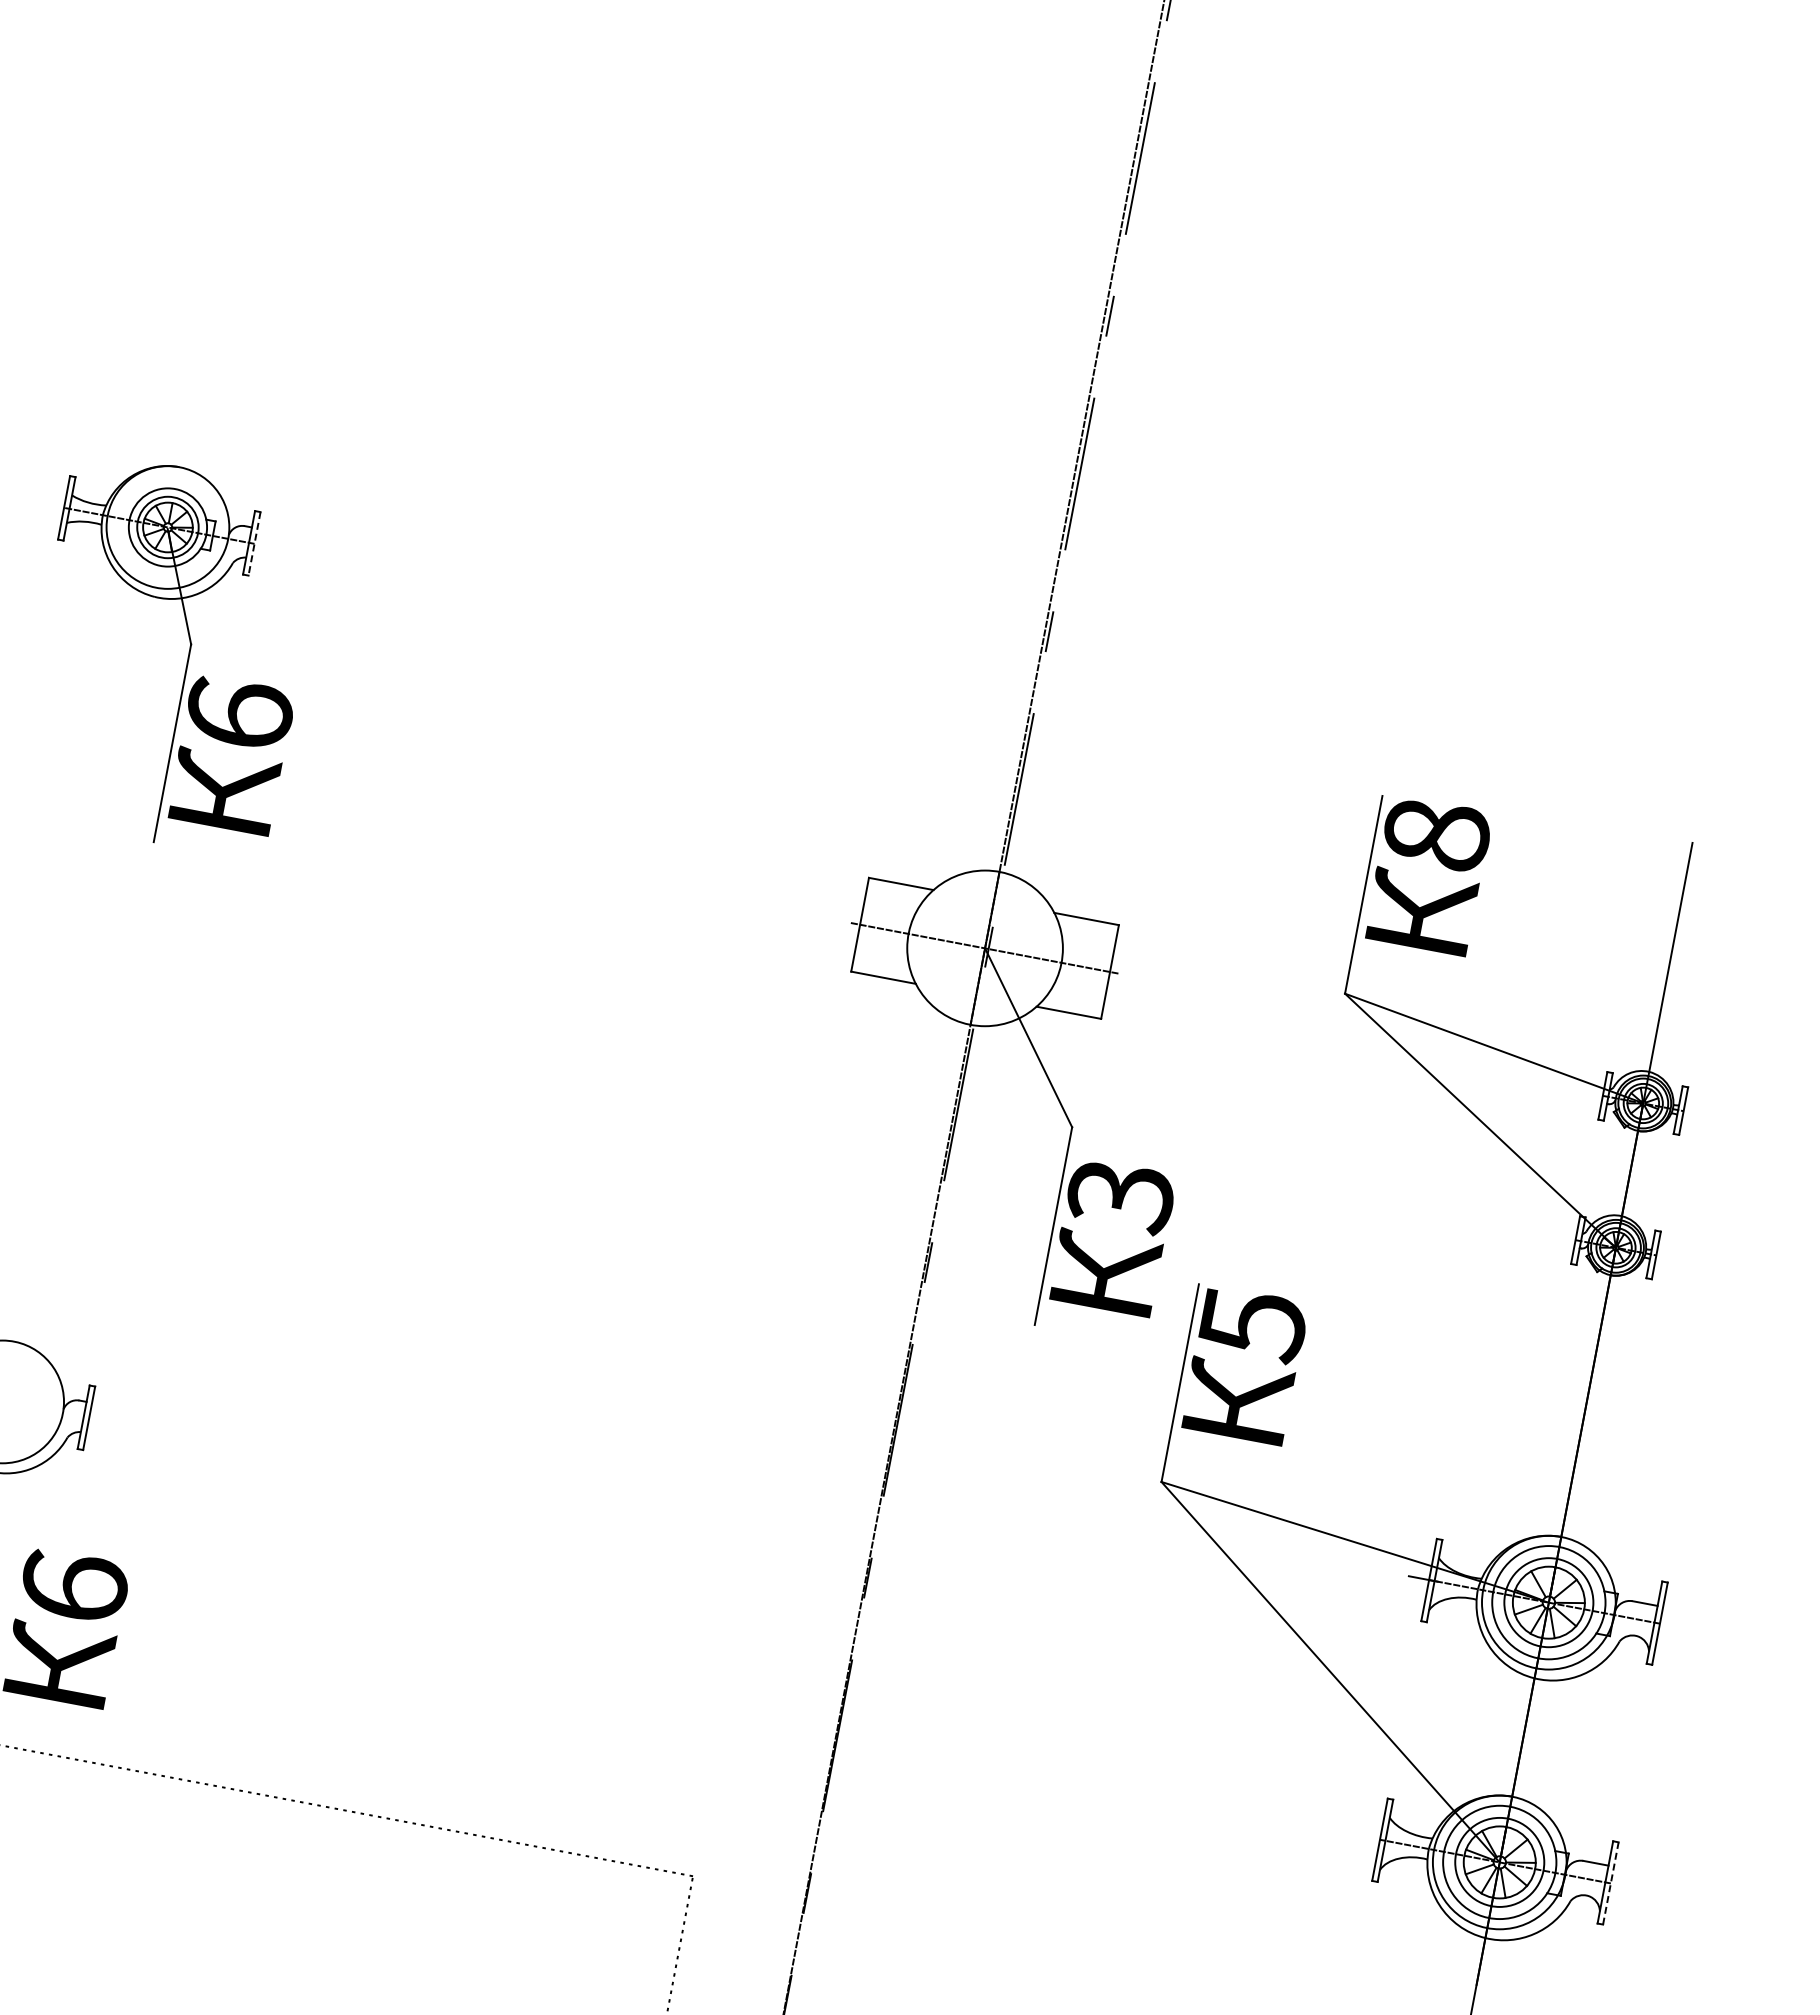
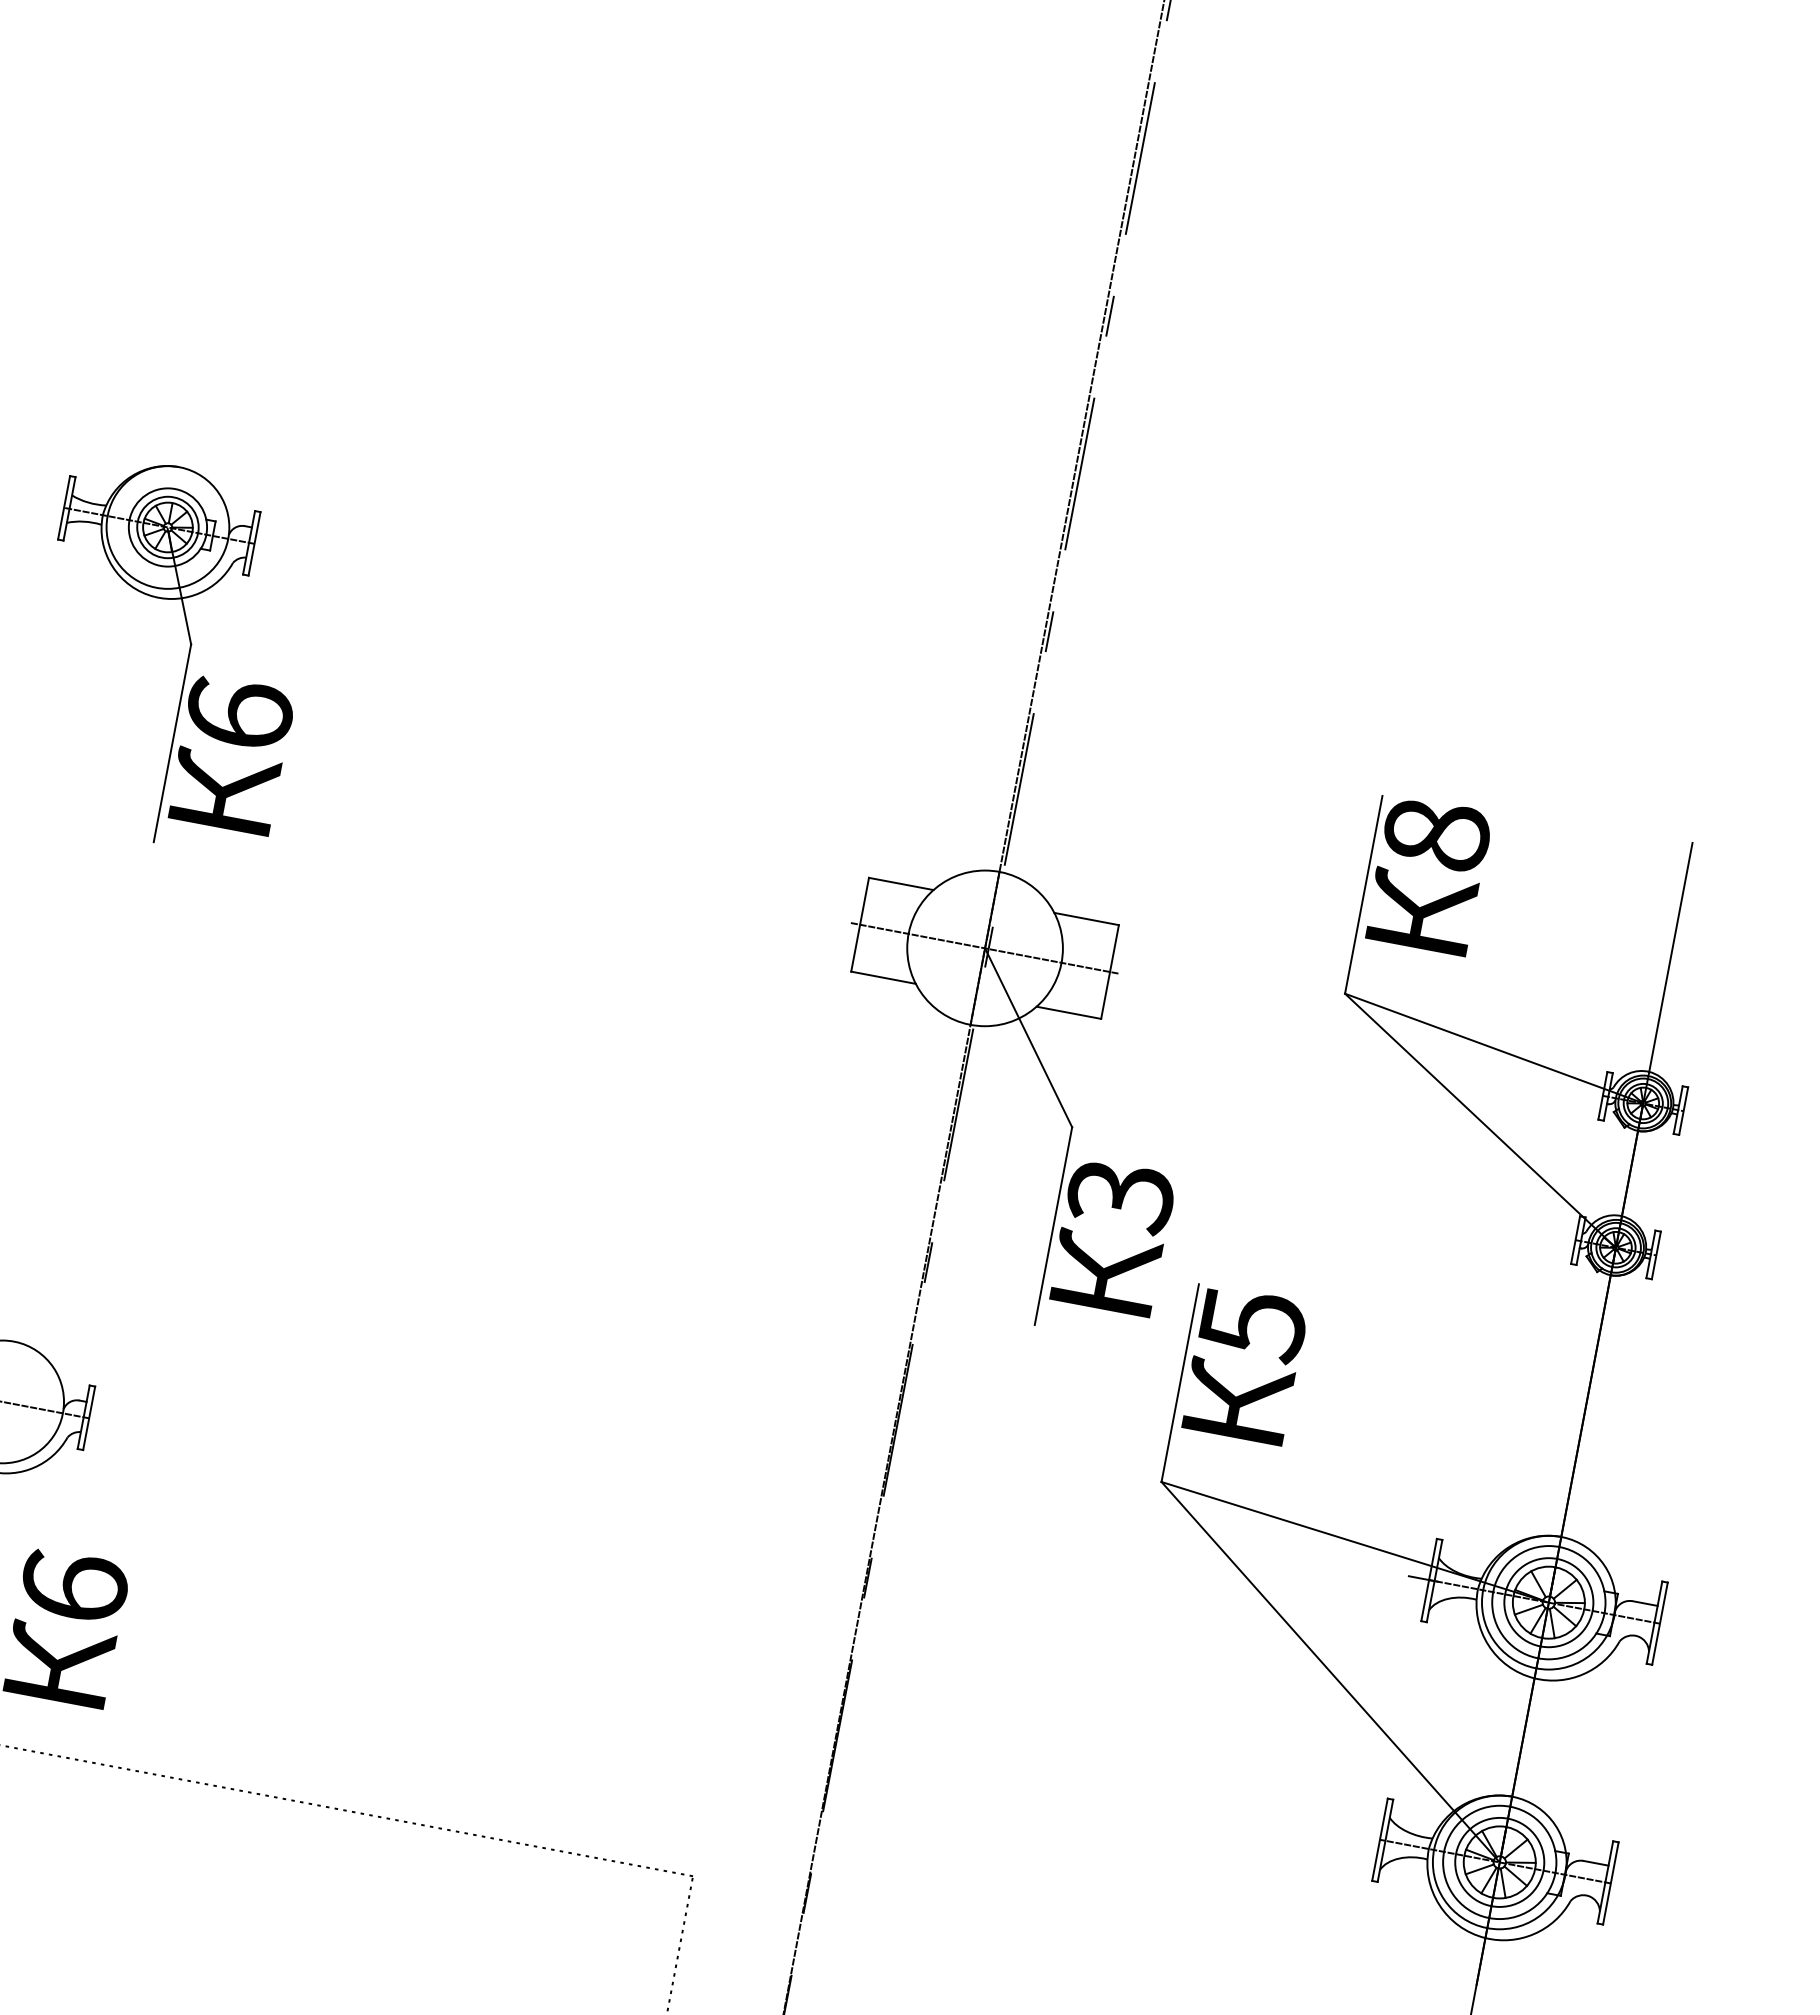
line: dashed -> solid (254, 544)
line: none -> present (45, 1409)
line: dashed -> solid (1610, 1883)
